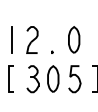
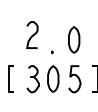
part position: (32, 39) -> (32, 34) (32, 34)
line: present -> none (11, 40)
